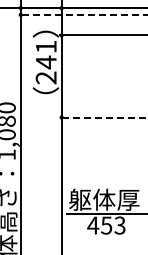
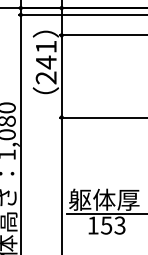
line: dashed -> solid (83, 14)
line: dashed -> solid (103, 117)
text: 453 -> 153 (93, 225)
